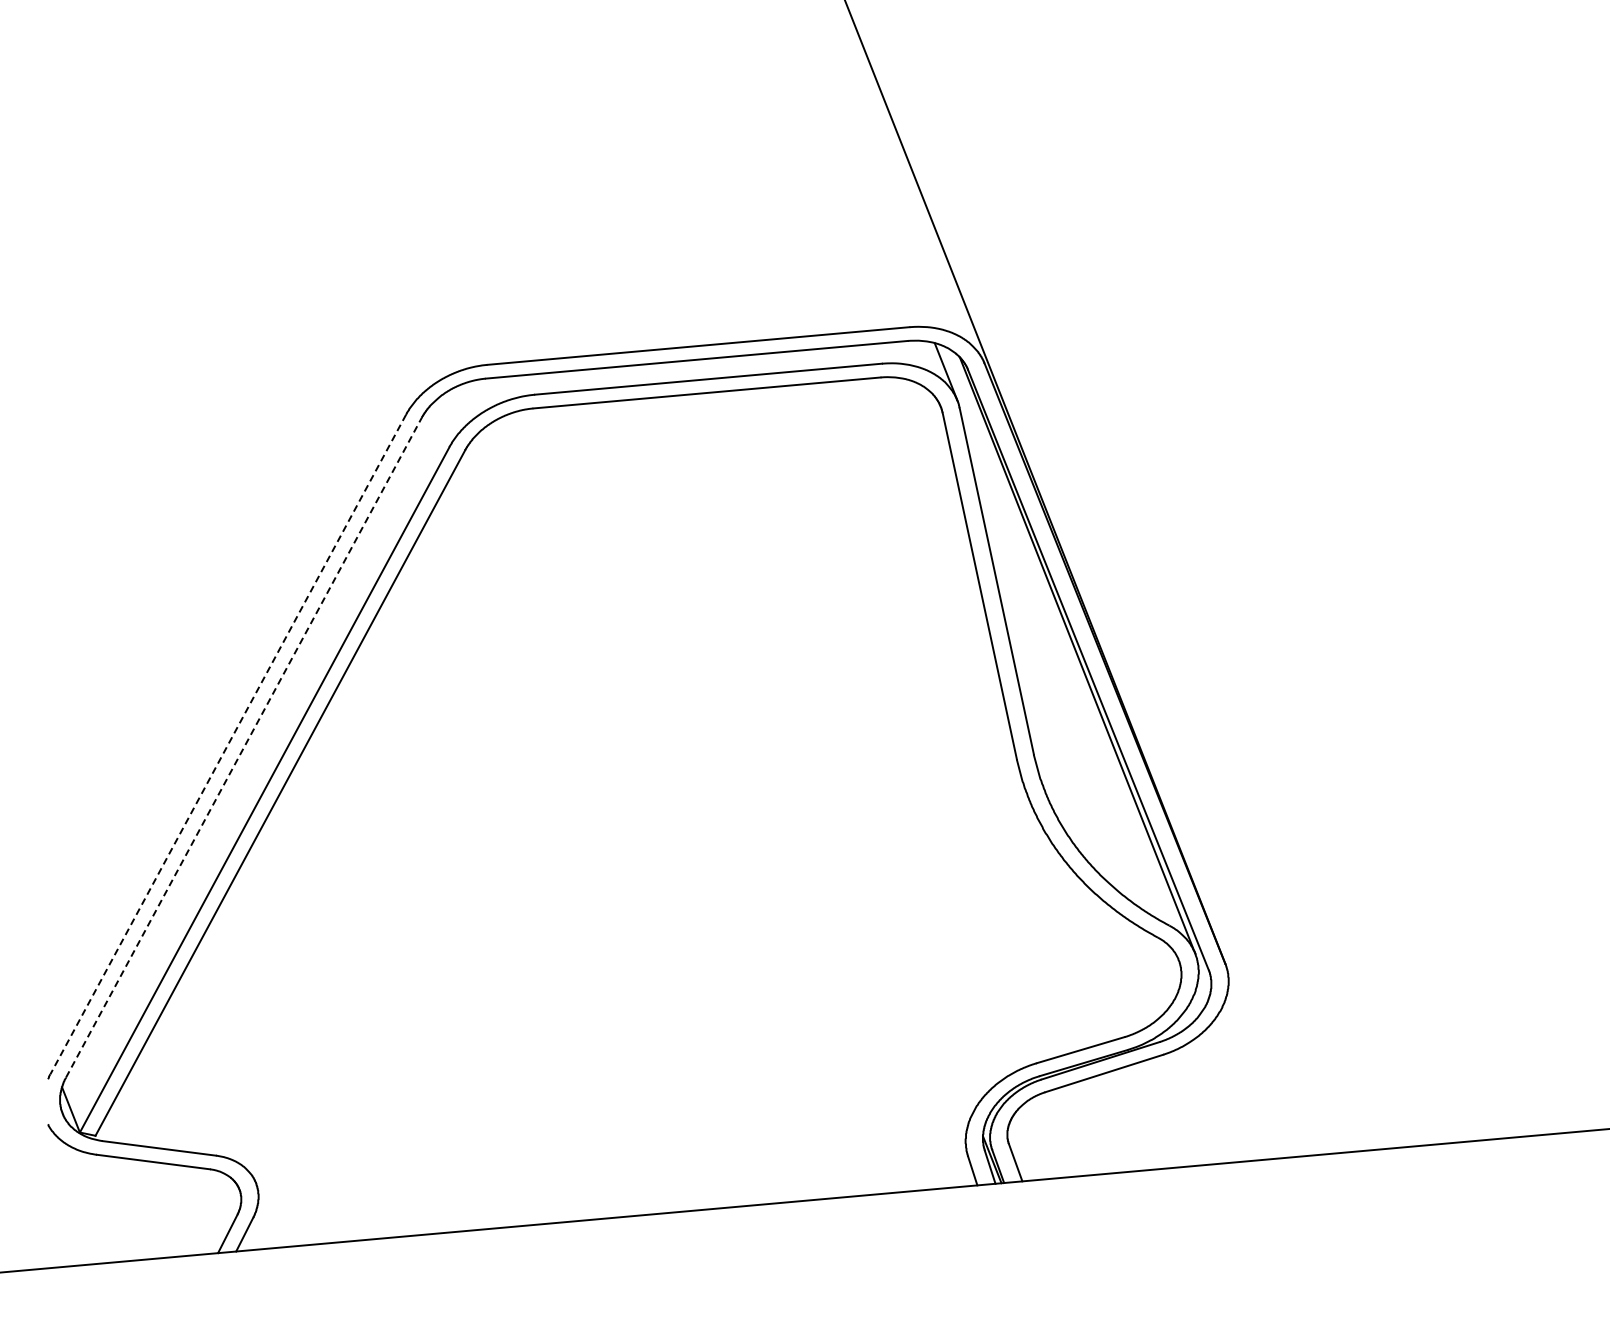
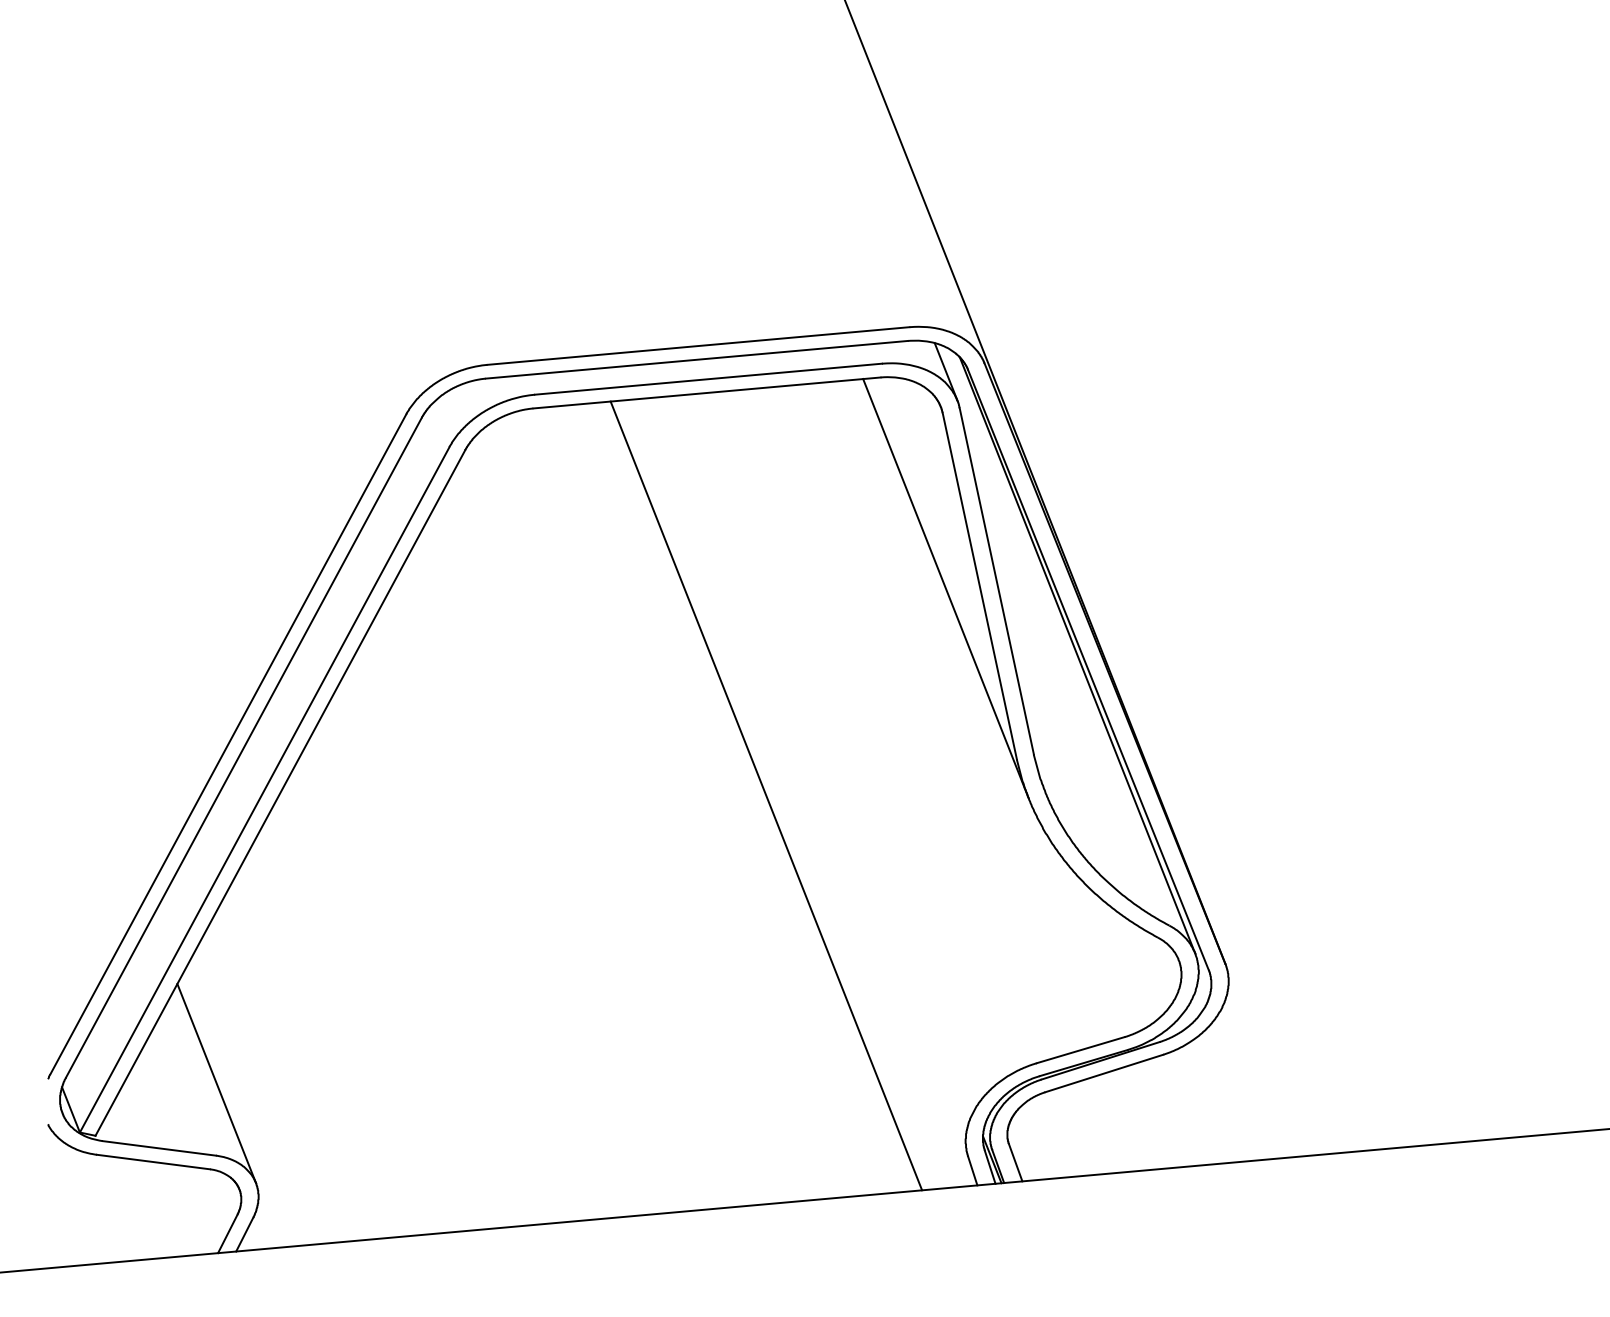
line: none -> present (945, 588)
line: dashed -> solid (228, 744)
line: dashed -> solid (243, 747)
line: none -> present (766, 795)
line: none -> present (216, 1083)
